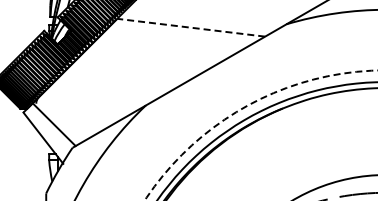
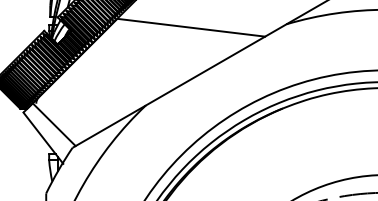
line: dashed -> solid (190, 27)
circle: dashed -> solid (260, 135)
